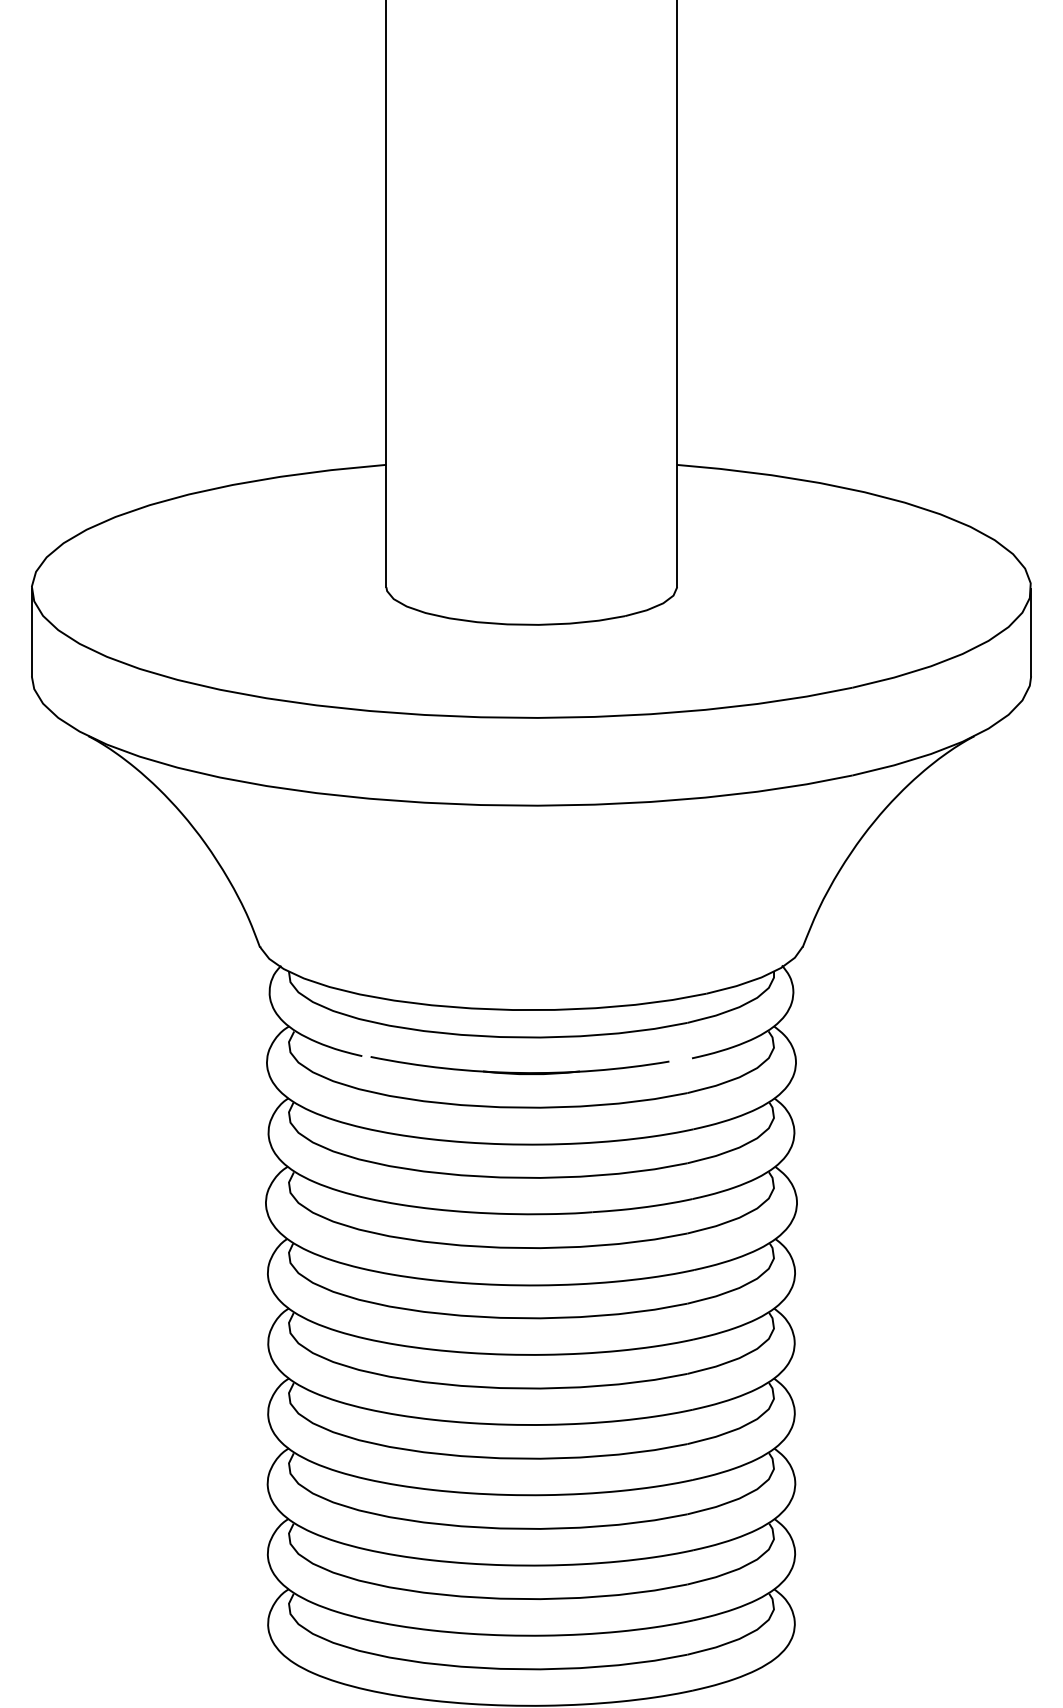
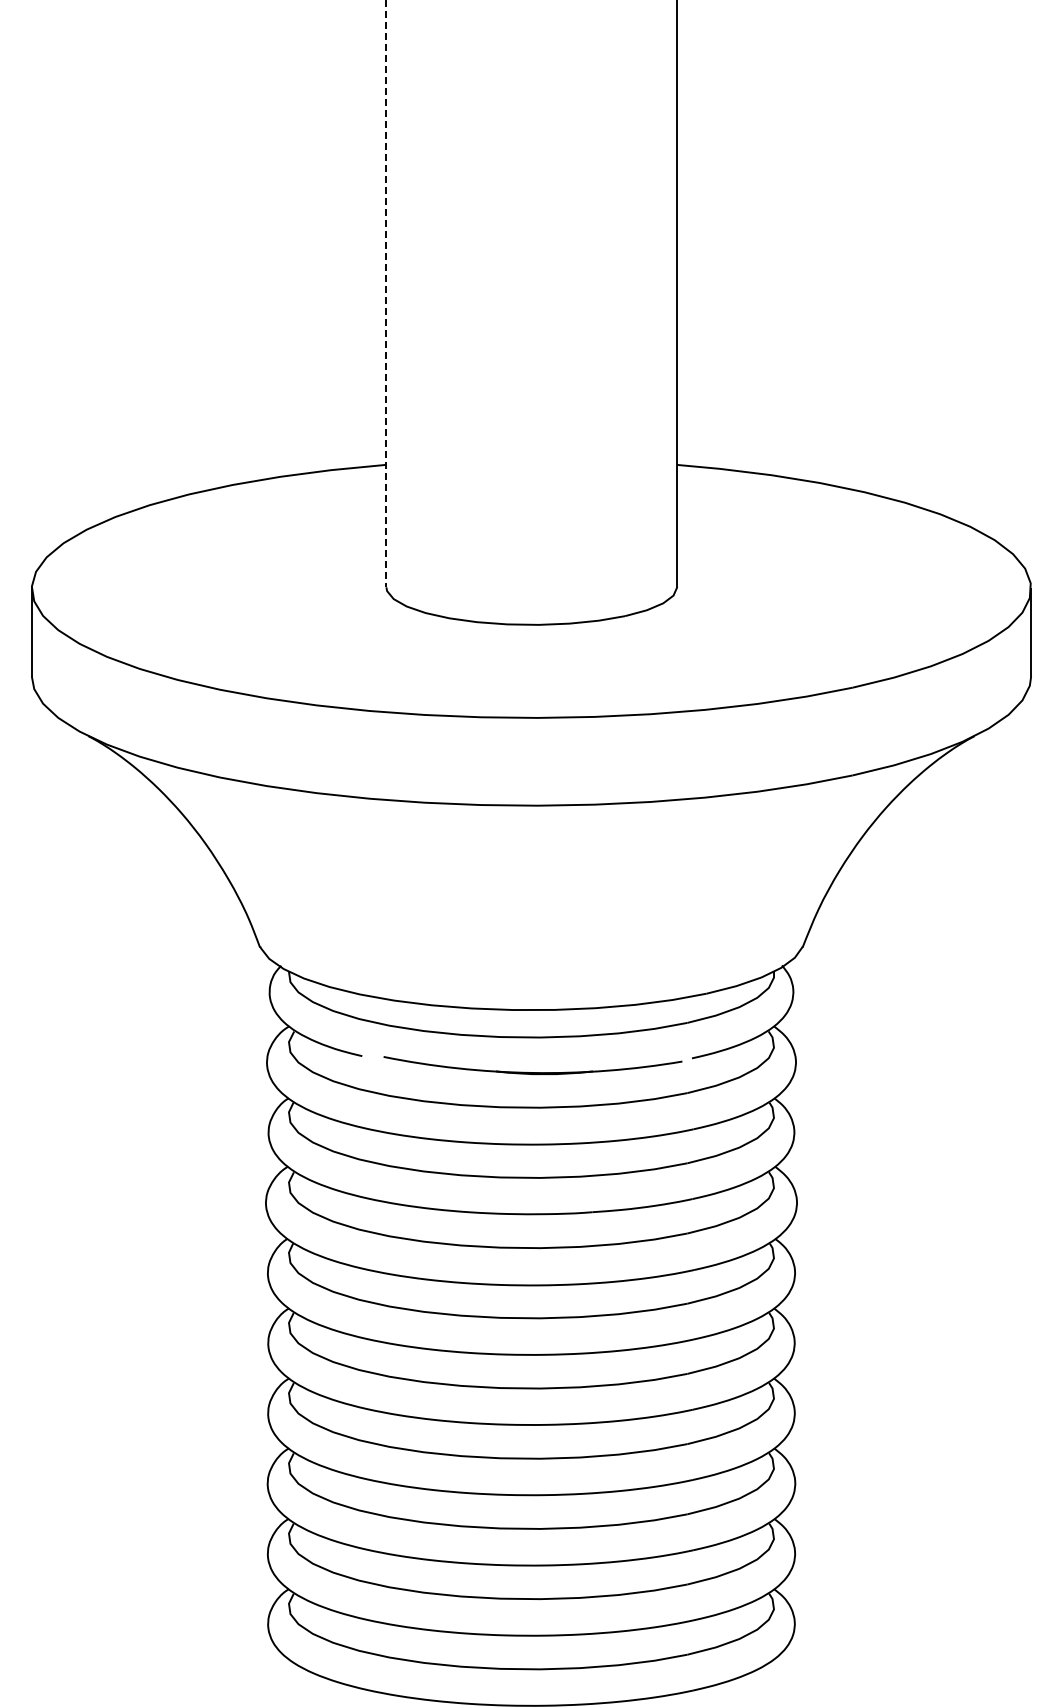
line: solid -> dashed (386, 294)
part position: (519, 1072) -> (532, 1072) (532, 1072)
